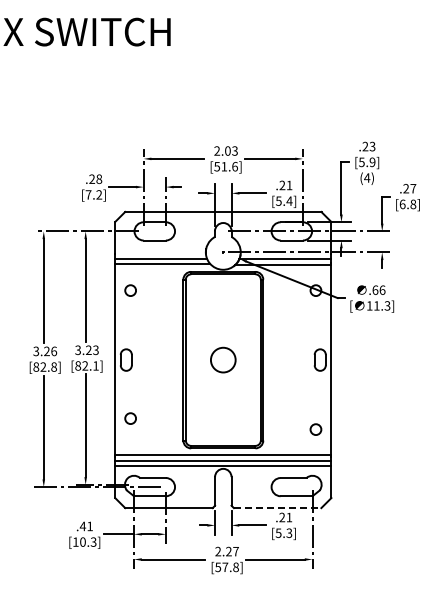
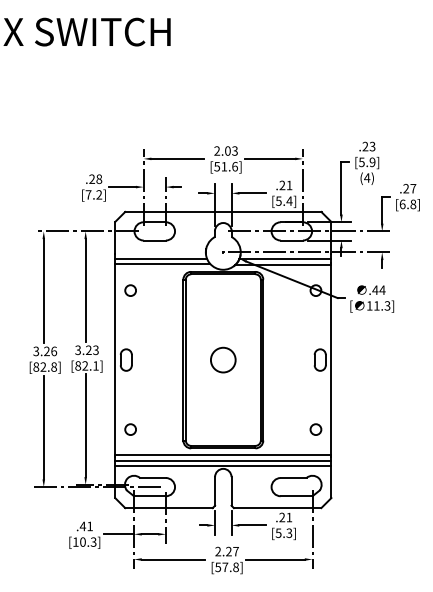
text: .66 -> .44 (378, 289)
circle position: (130, 418) -> (130, 429) (130, 429)
line: dashed -> solid (277, 508)
